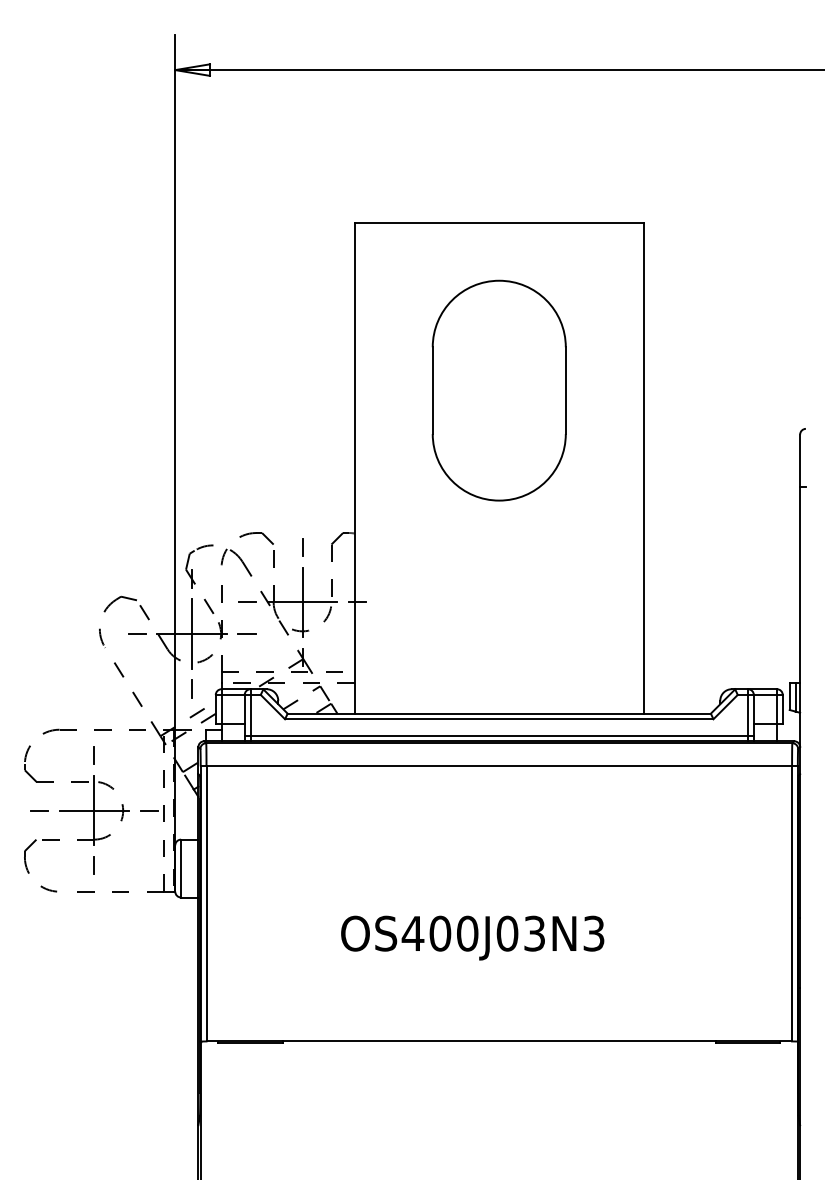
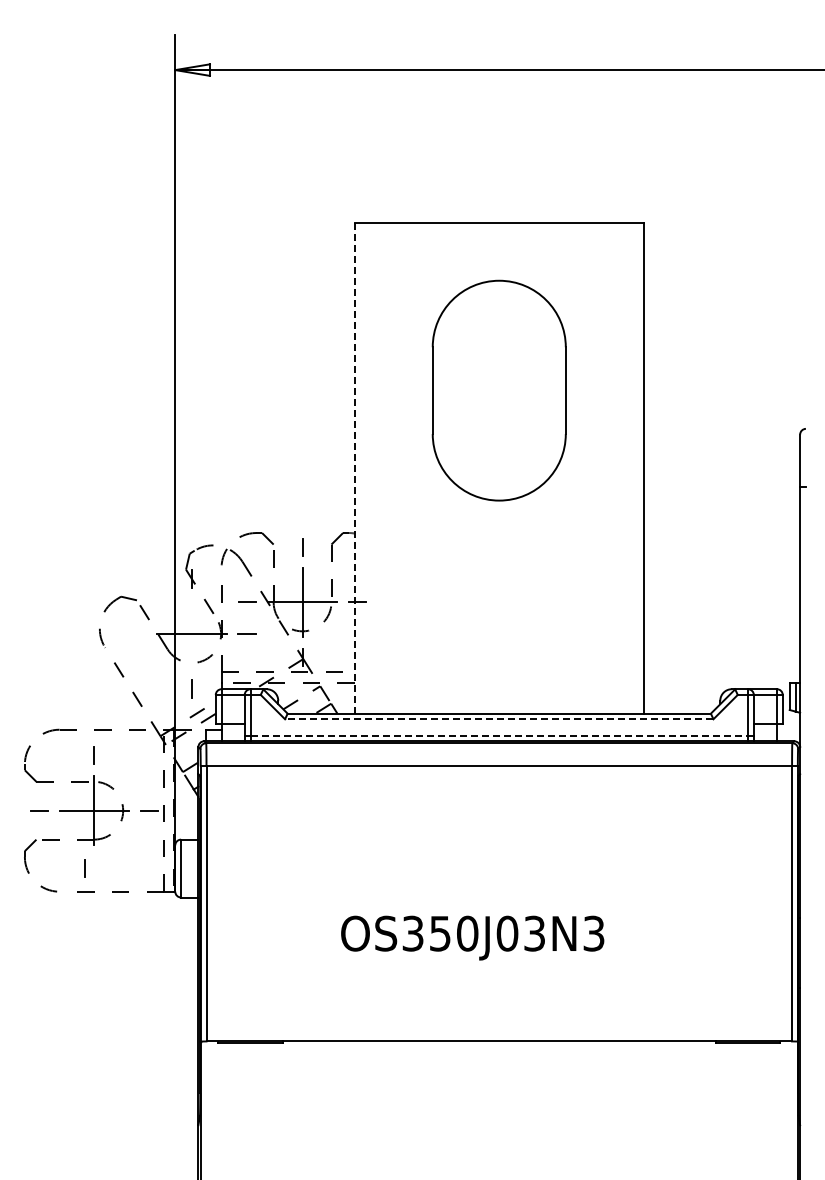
line: solid -> dashed (354, 468)
line: present -> none (137, 633)
line: present -> none (192, 633)
line: solid -> dashed (498, 719)
line: solid -> dashed (499, 735)
line position: (93, 865) -> (84, 868) (84, 868)
text: OS400J03N3 -> OS350J03N3 (426, 933)
